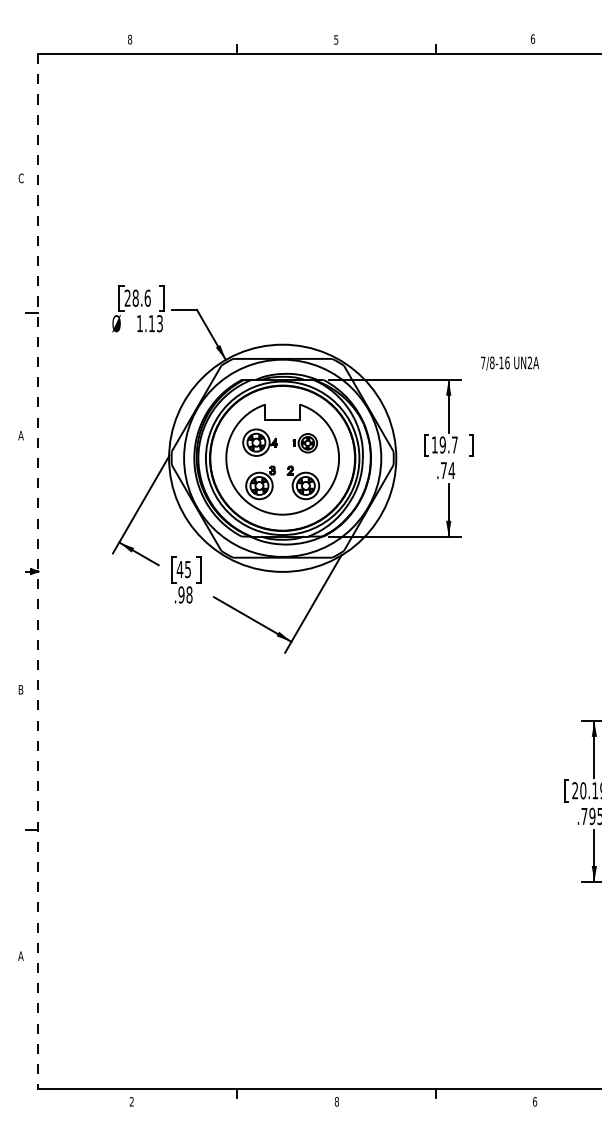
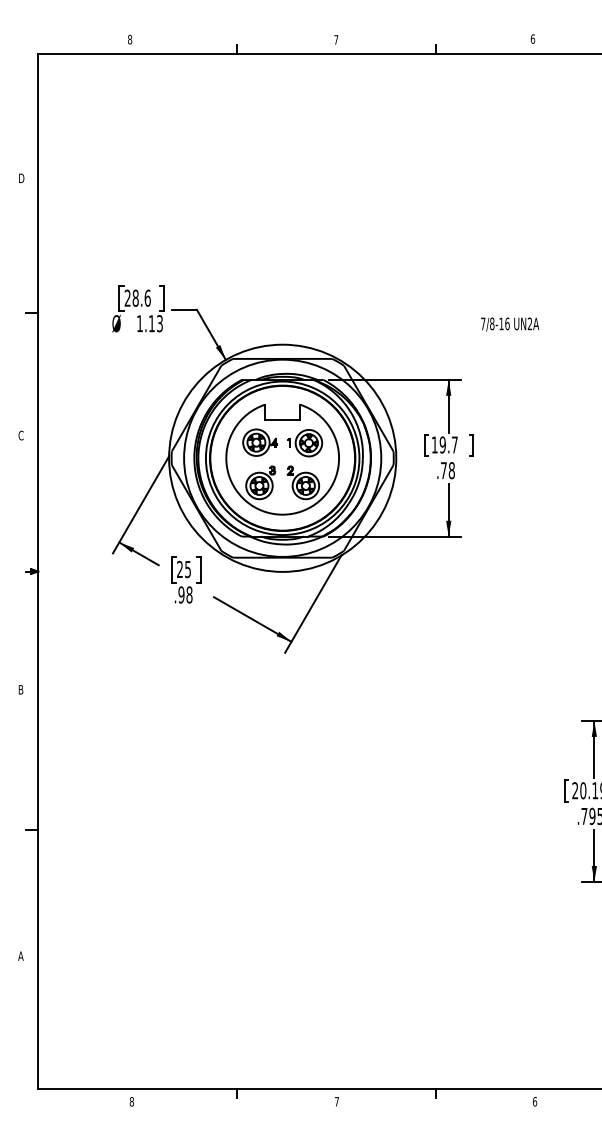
text: 5 -> 7 (336, 39)
text: C -> D (21, 178)
text position: (510, 363) -> (510, 324) (510, 324)
text: A -> C (20, 435)
part size: 27x21 px -> 37x29 px (305, 443)
text: .74 -> .78 (451, 470)
text: 45 -> 25 (179, 568)
line: dashed -> solid (38, 571)
text: 2 -> 8 (131, 1101)
text: 8 -> 7 (336, 1101)
